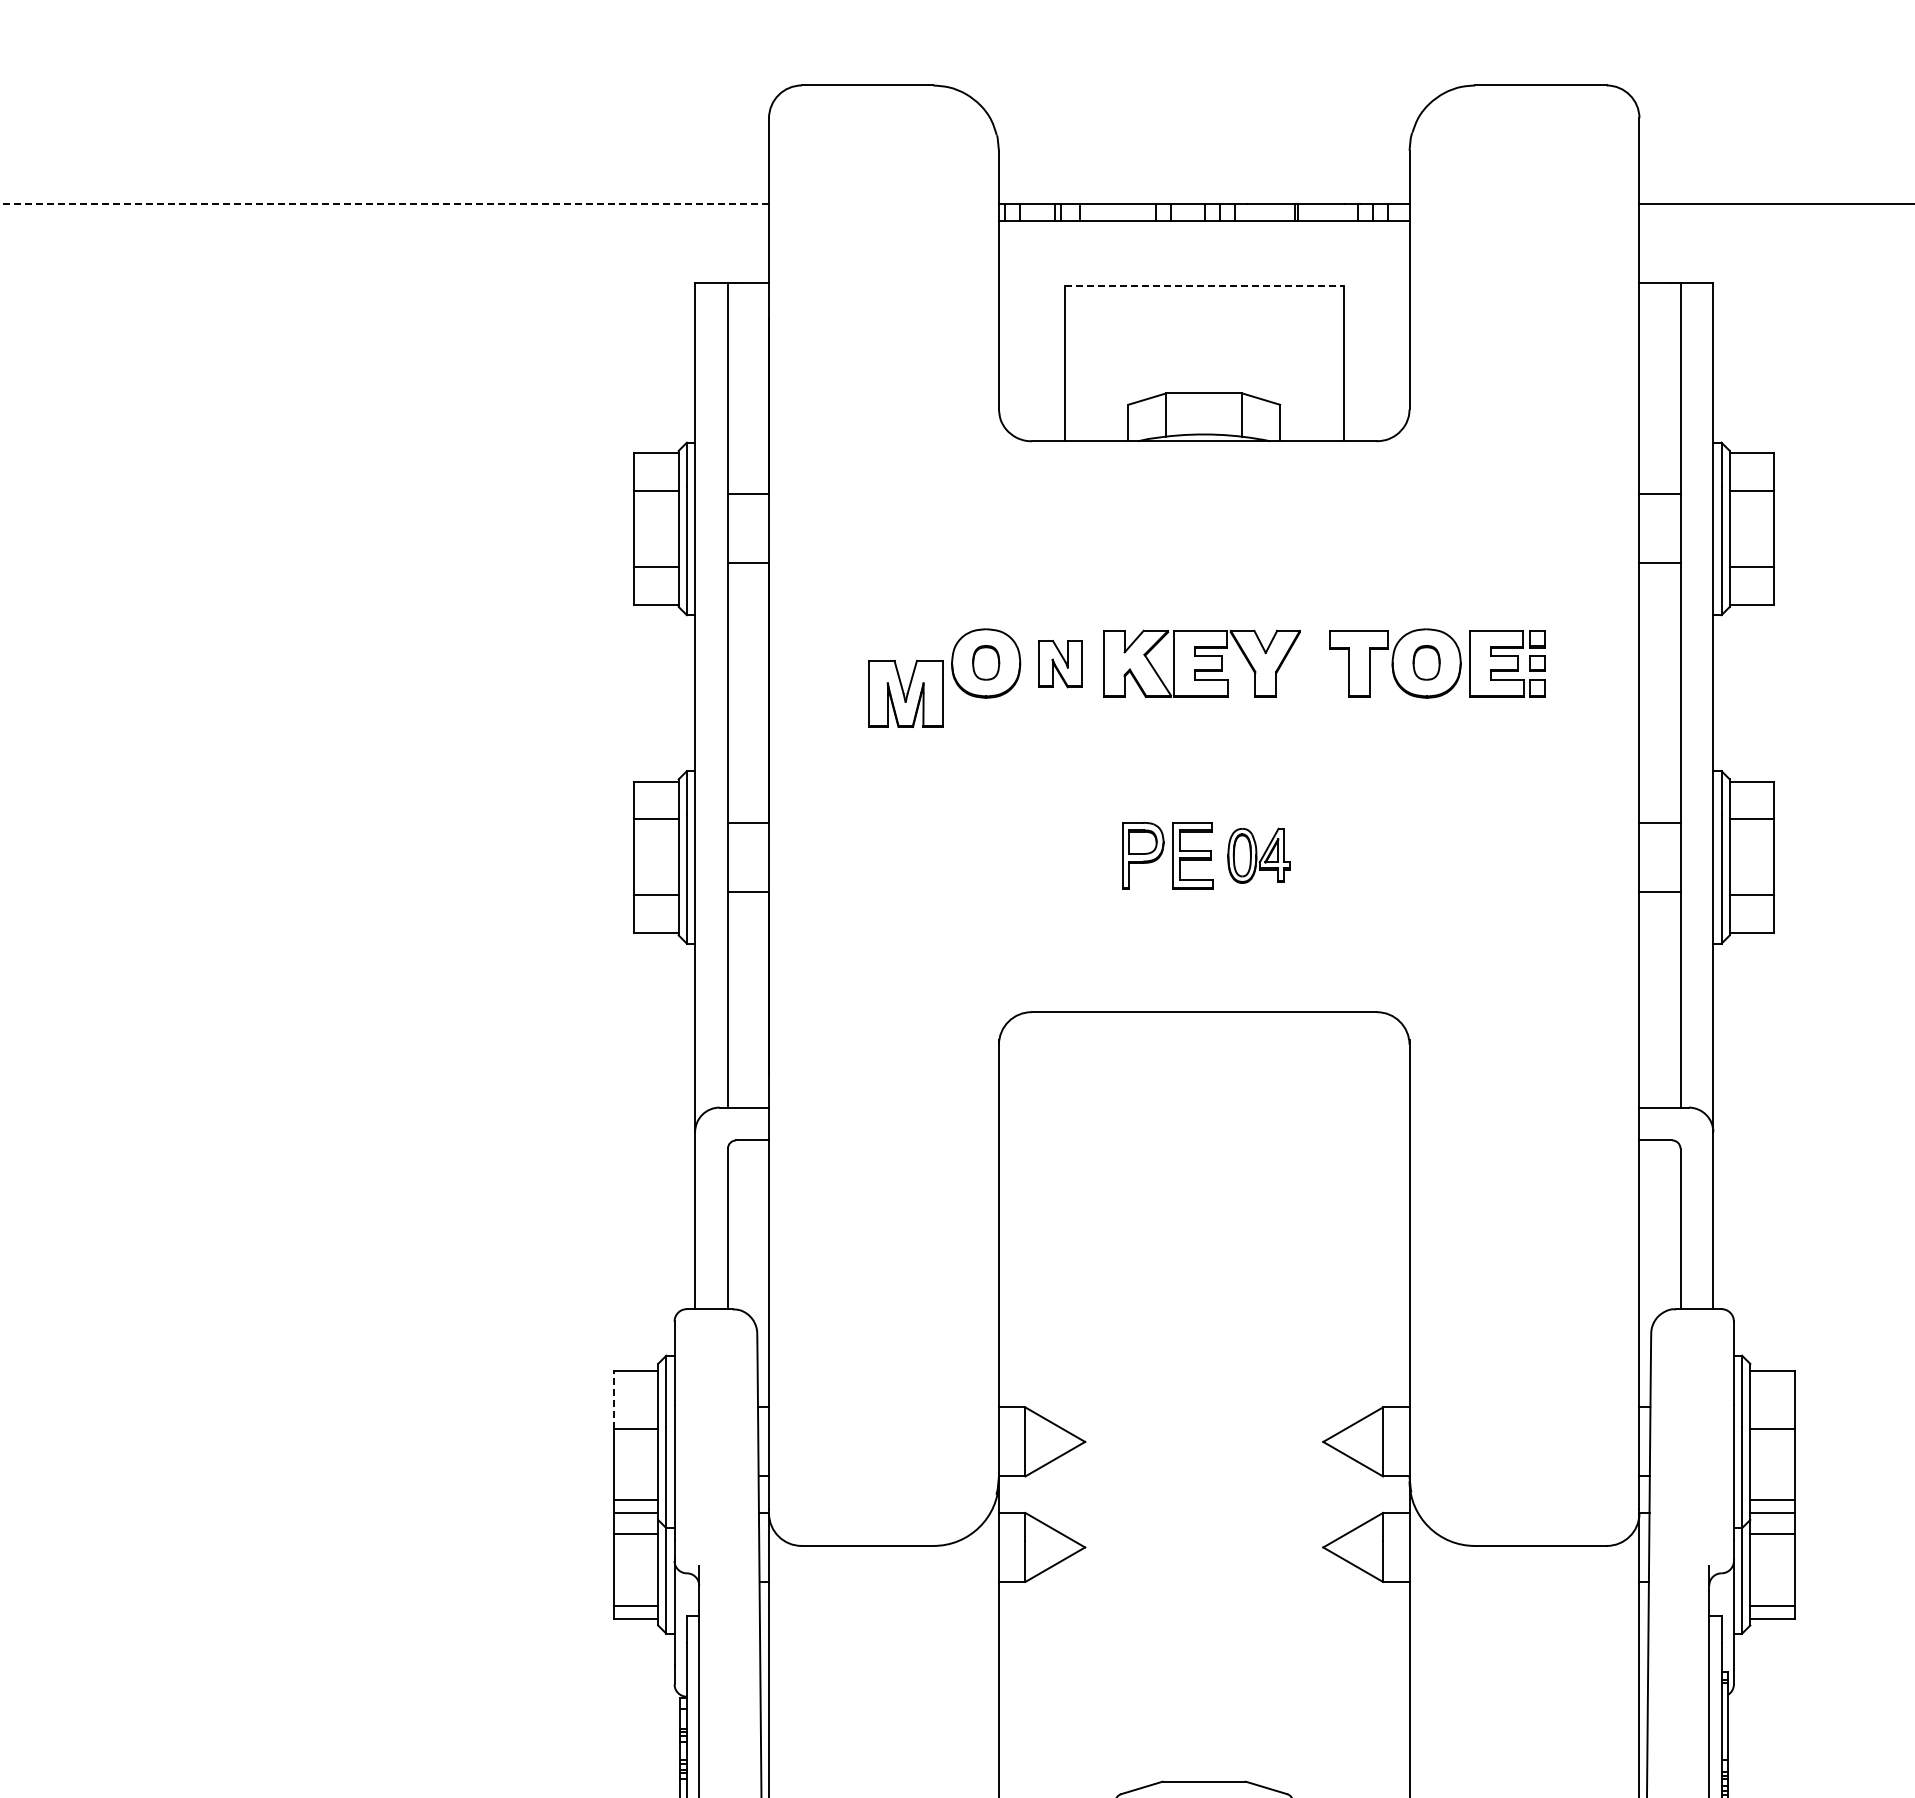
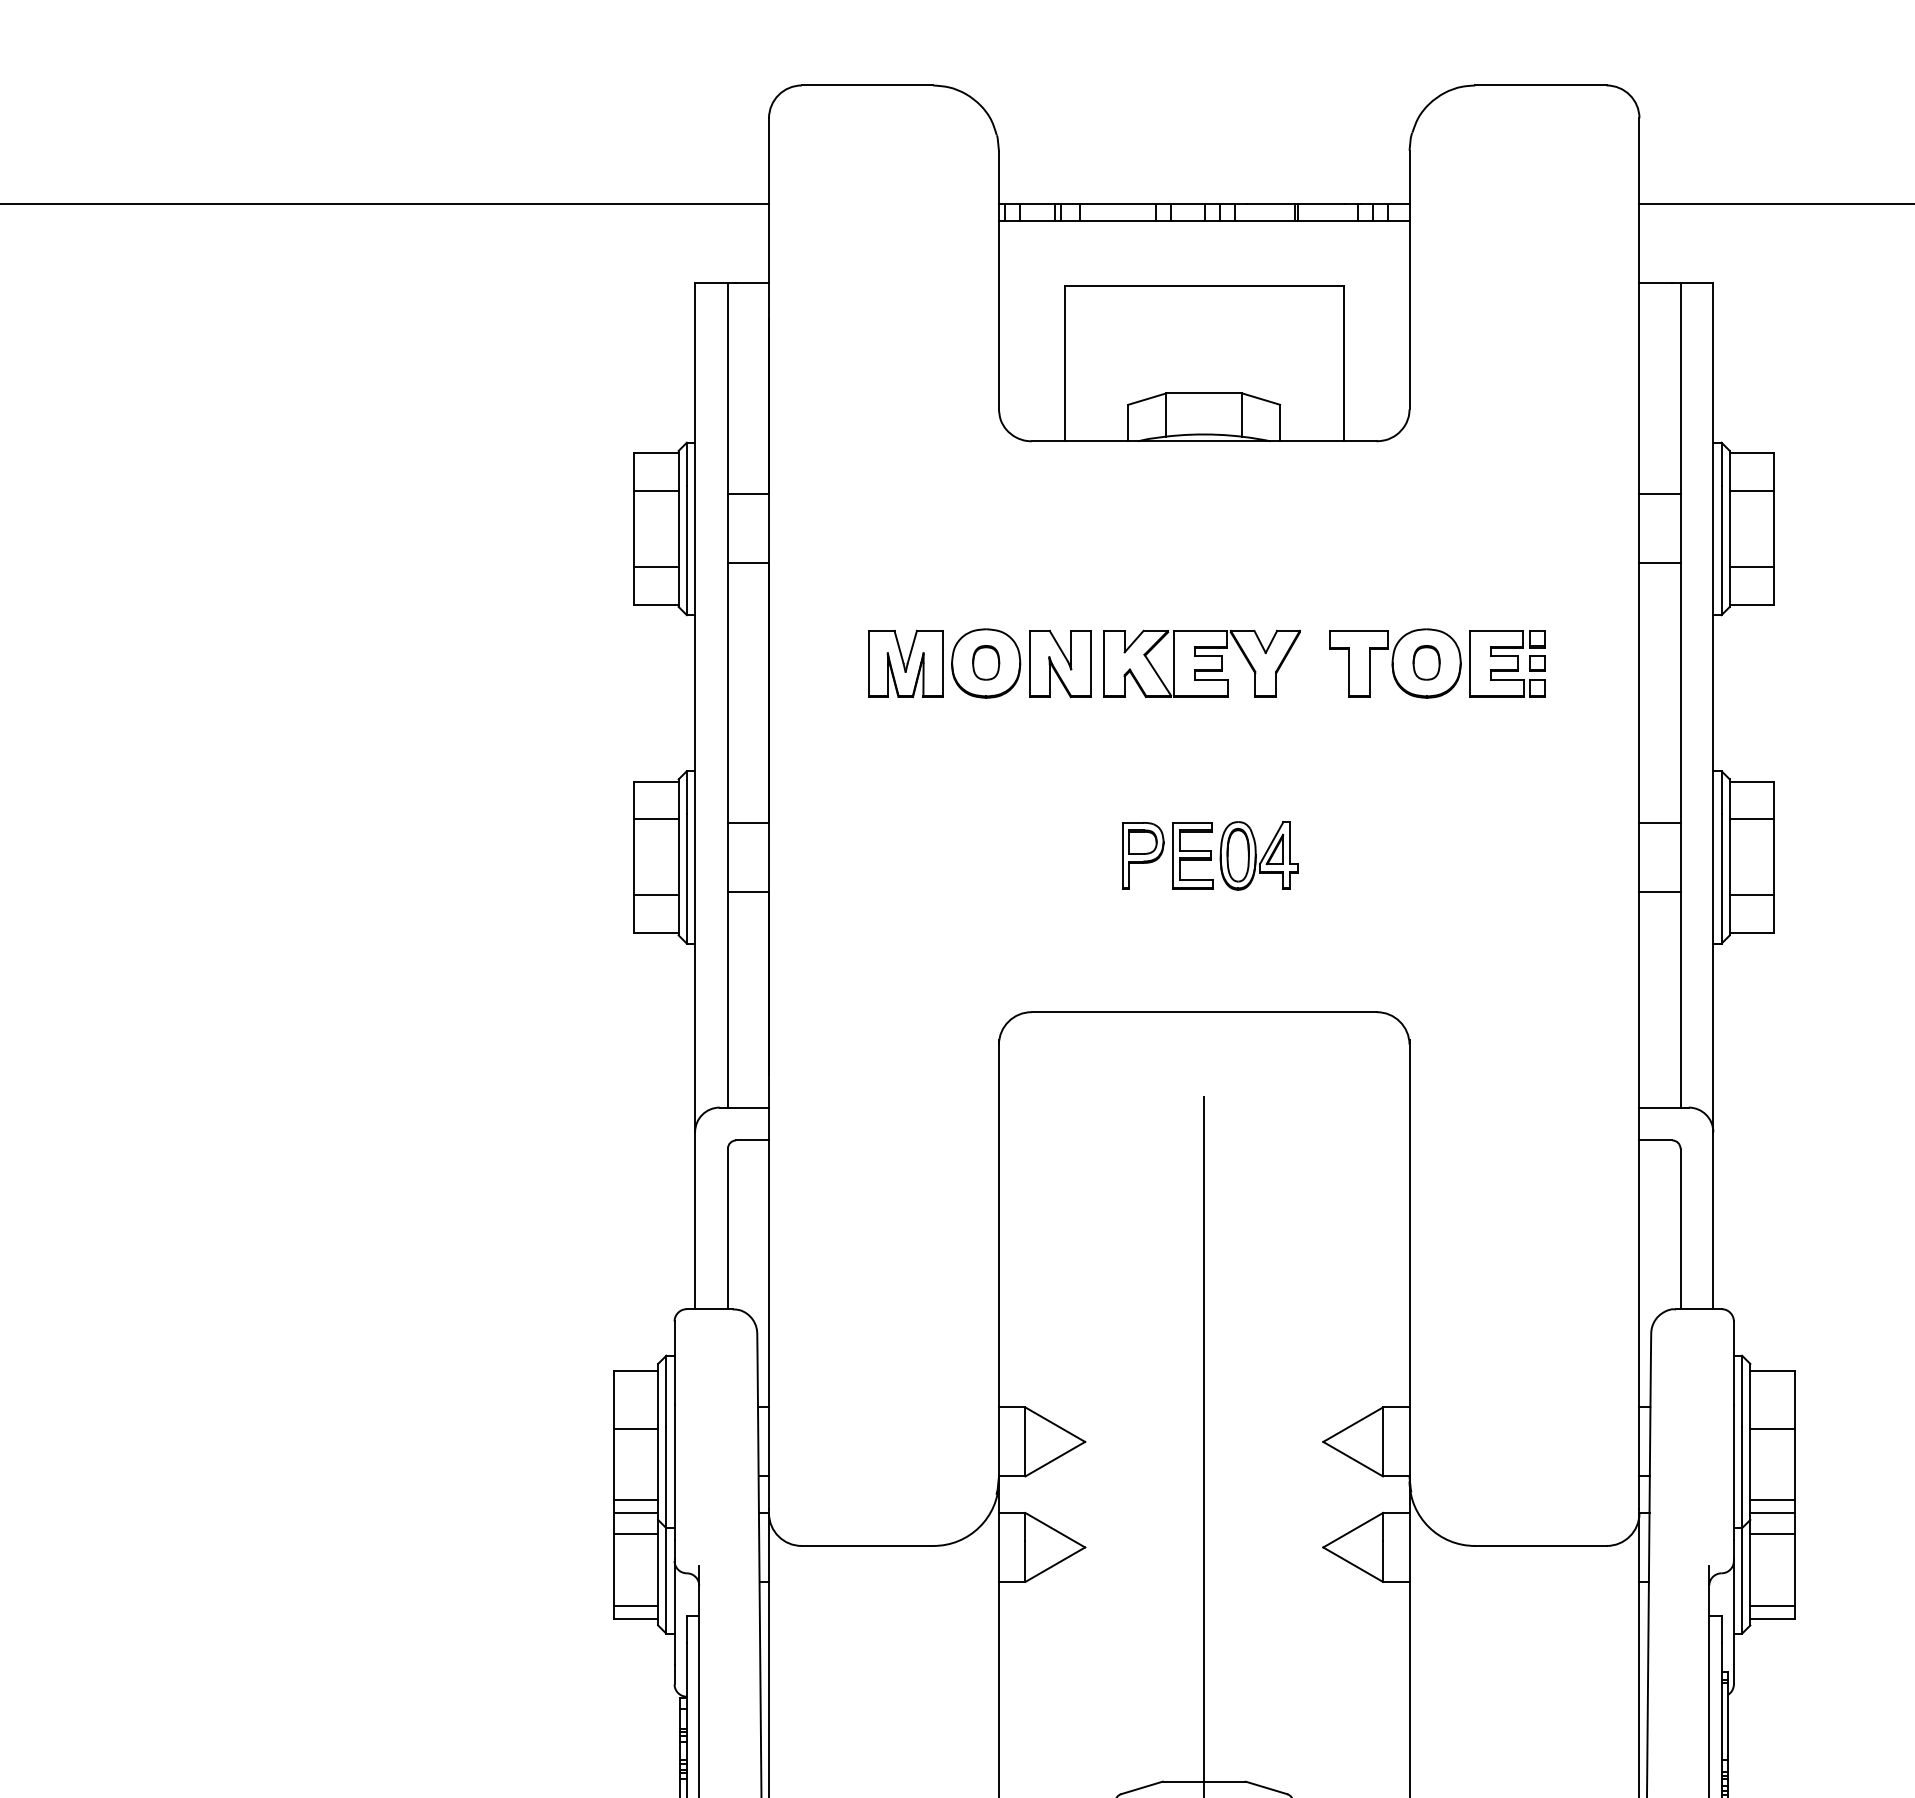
line: dashed -> solid (384, 204)
line: dashed -> solid (1204, 286)
part size: 45x49 px -> 63x69 px (1060, 664)
part position: (905, 693) -> (905, 663) (905, 663)
part size: 64x57 px -> 80x70 px (1258, 855)
line: dashed -> solid (613, 1399)
line: none -> present (1204, 1444)
